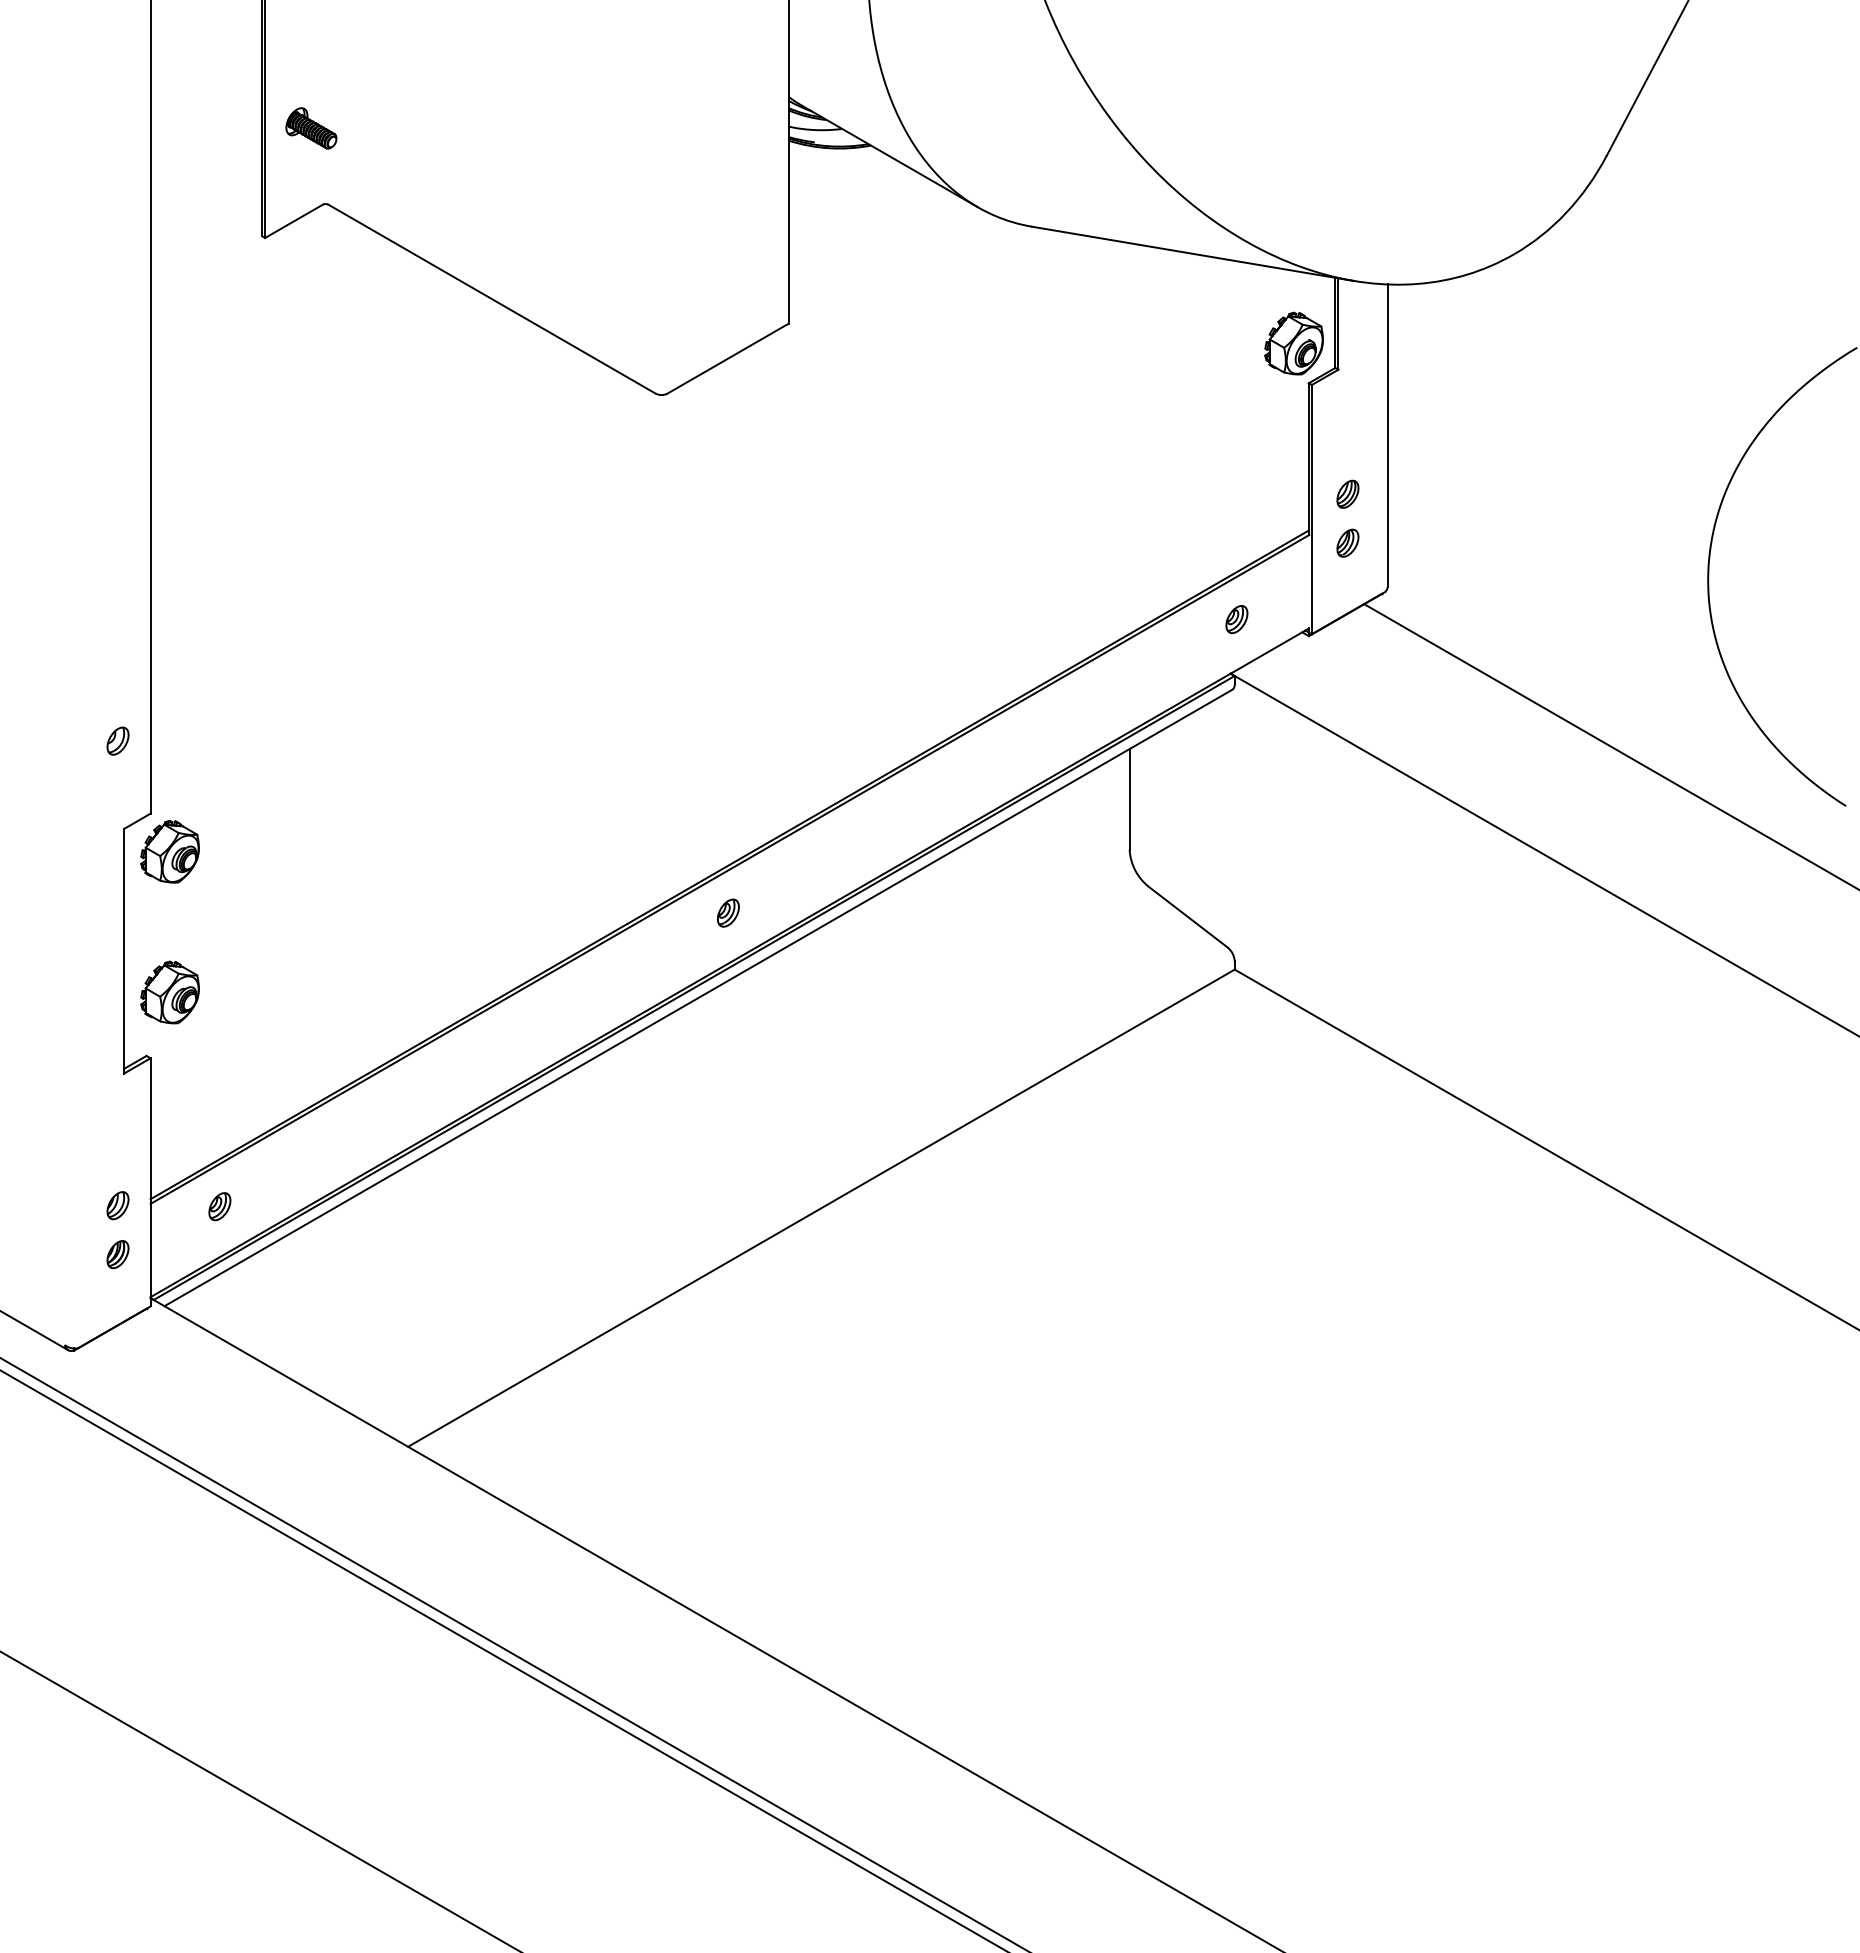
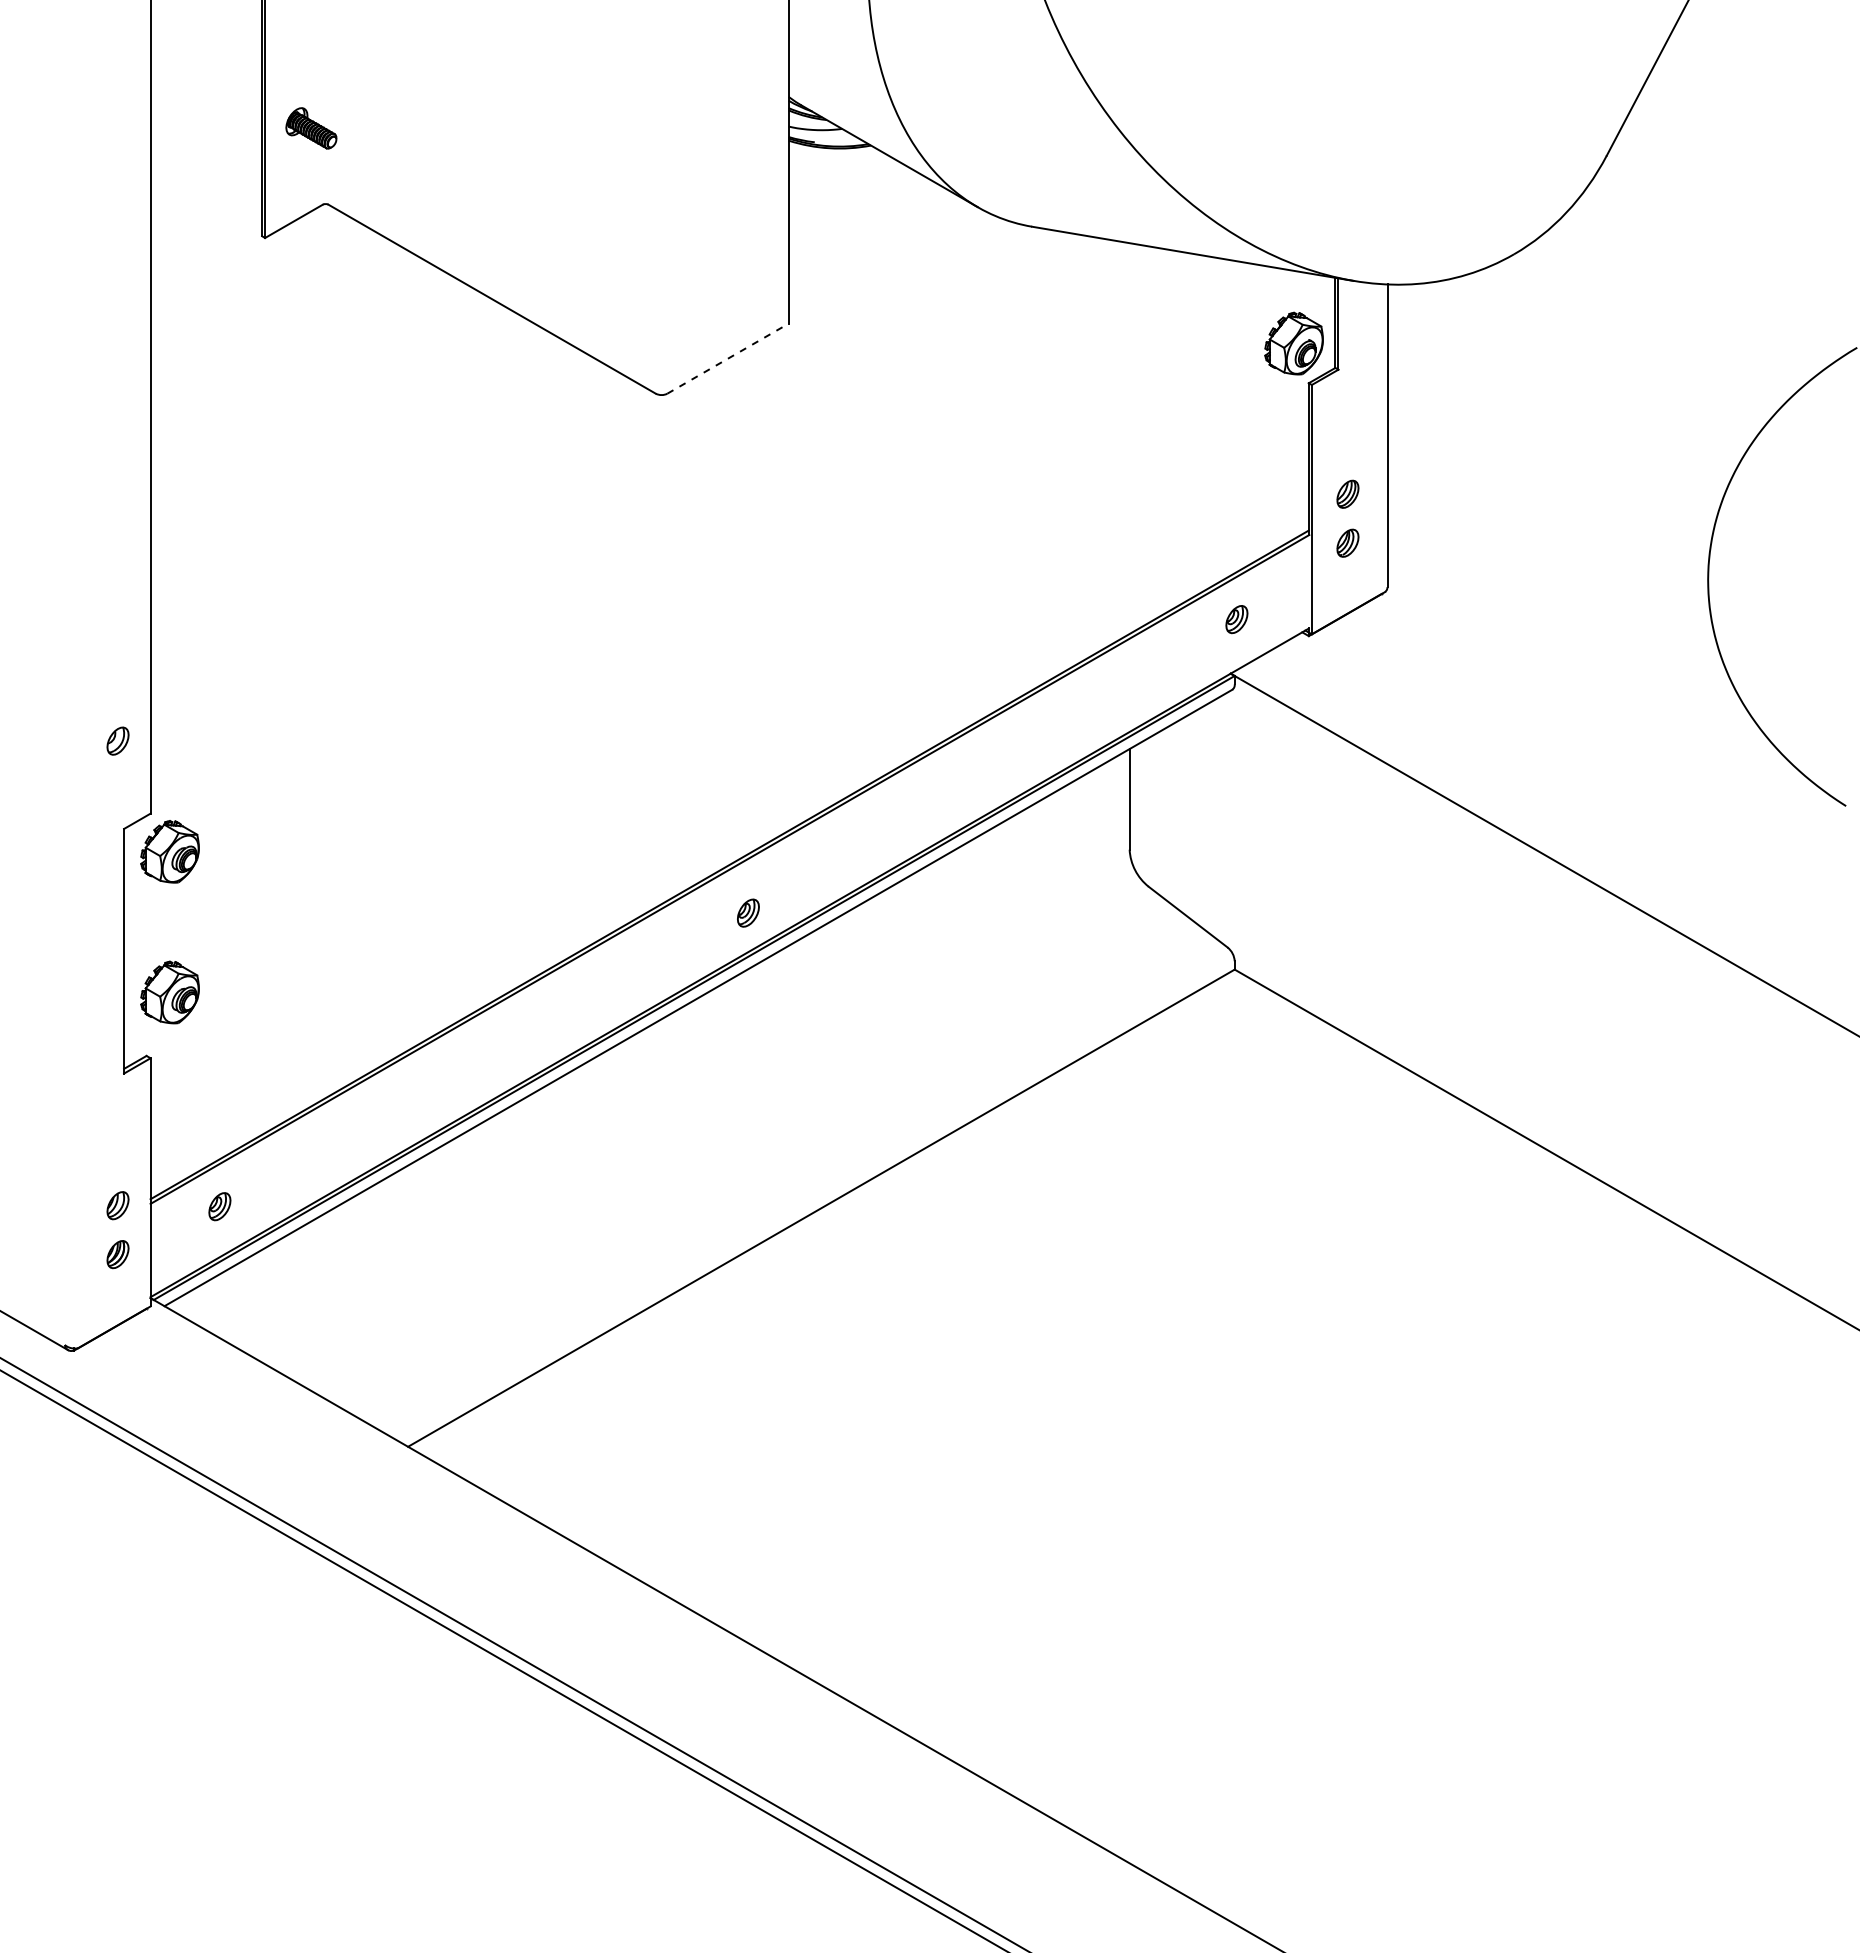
line: solid -> dashed (728, 358)
line: present -> none (1610, 746)
part position: (728, 912) -> (748, 912) (748, 912)
line: present -> none (259, 1800)
